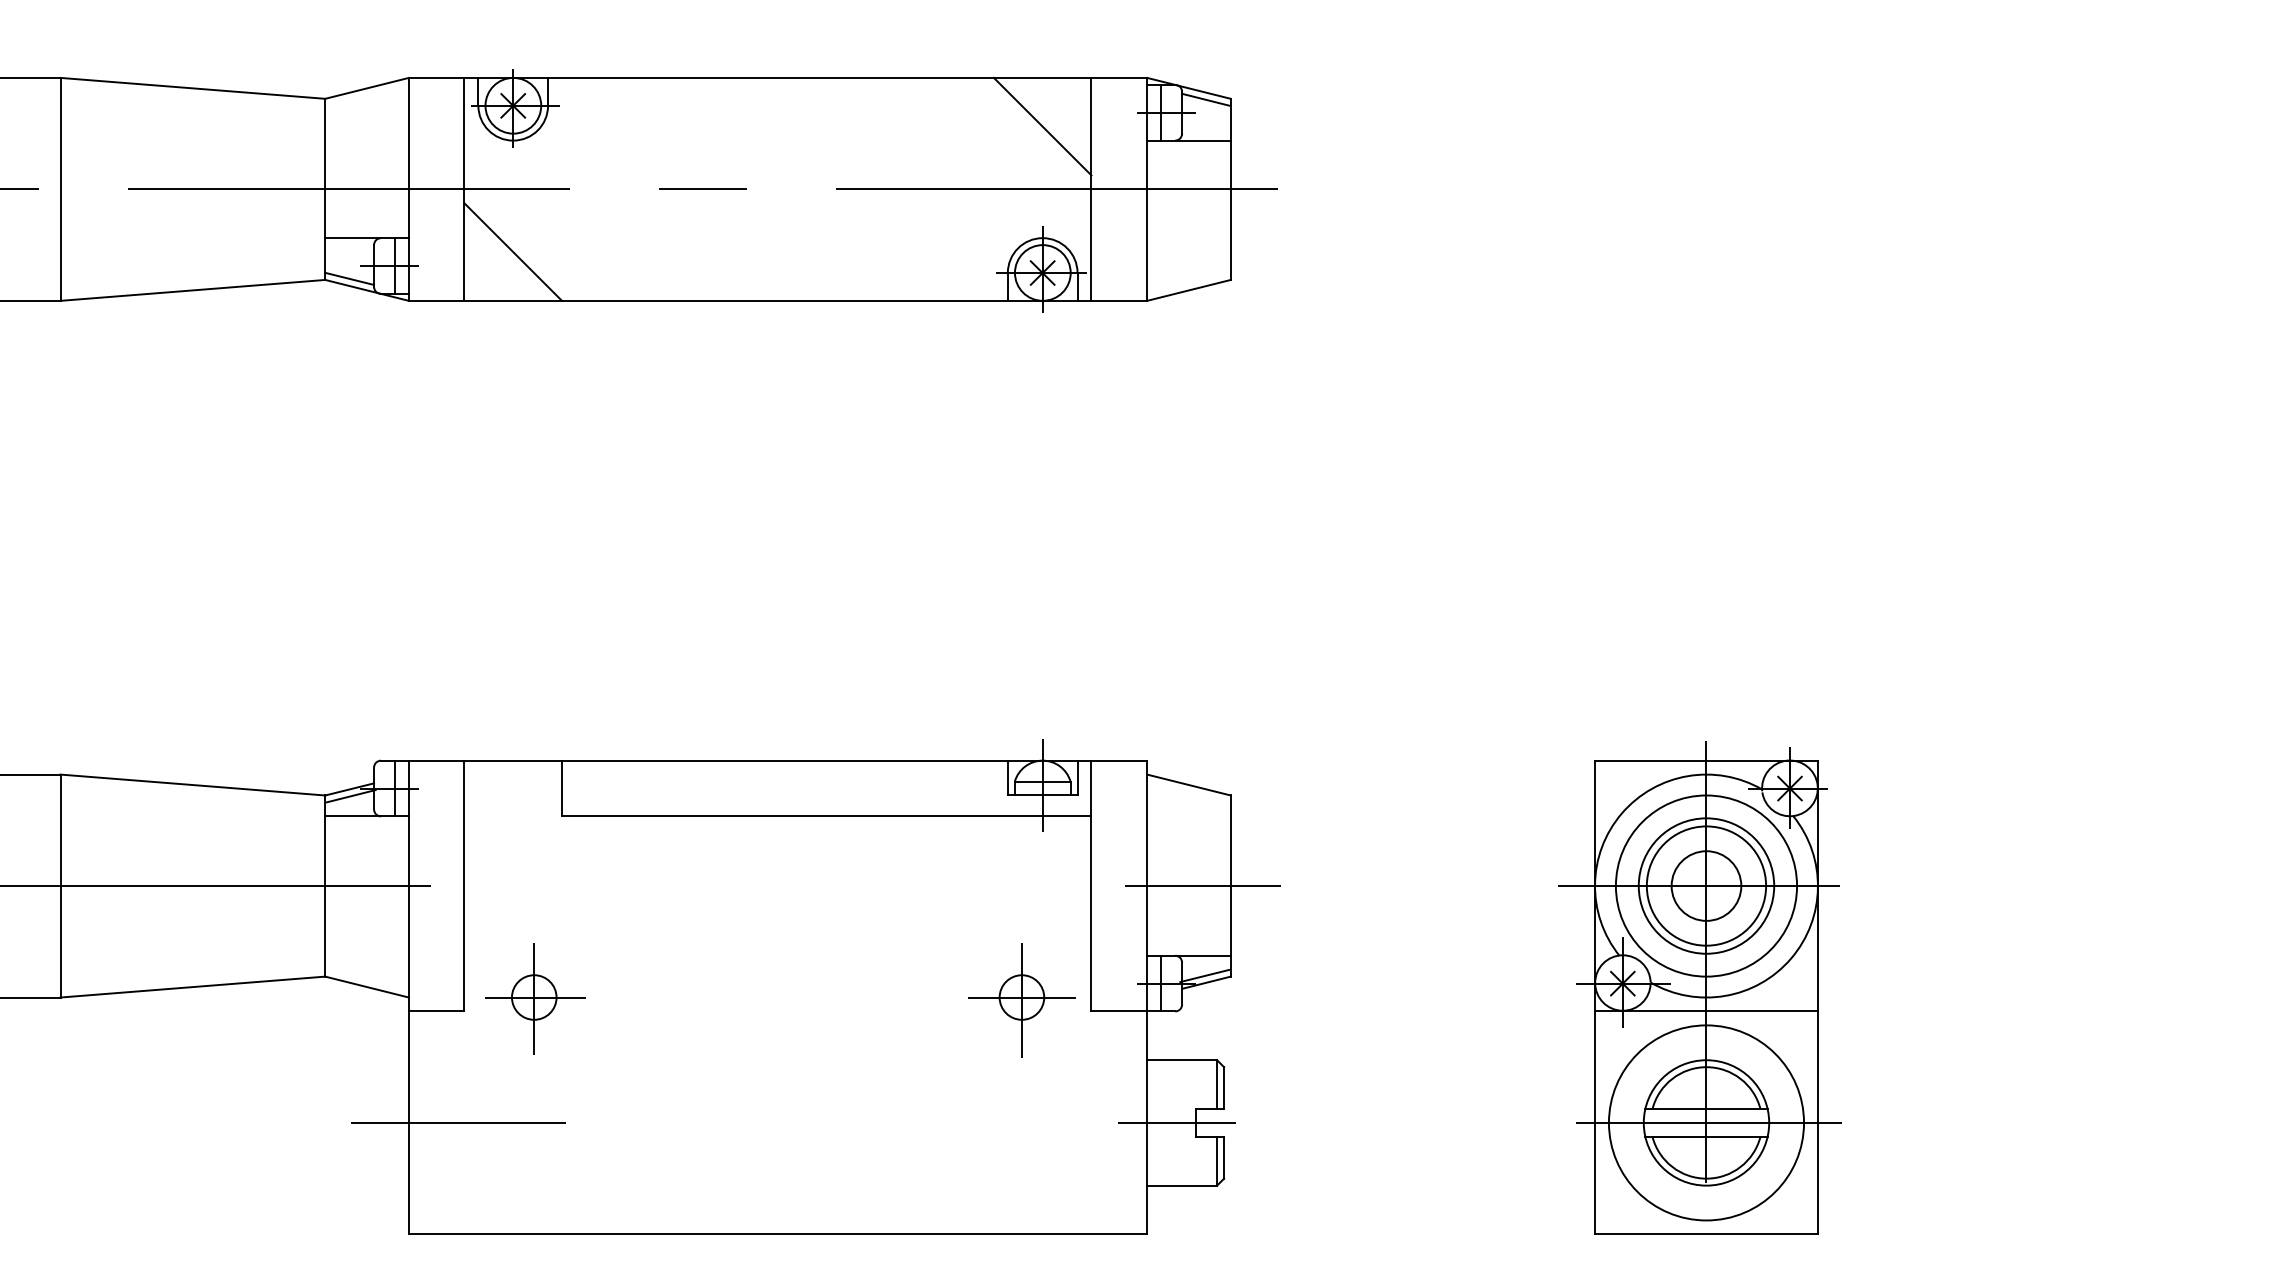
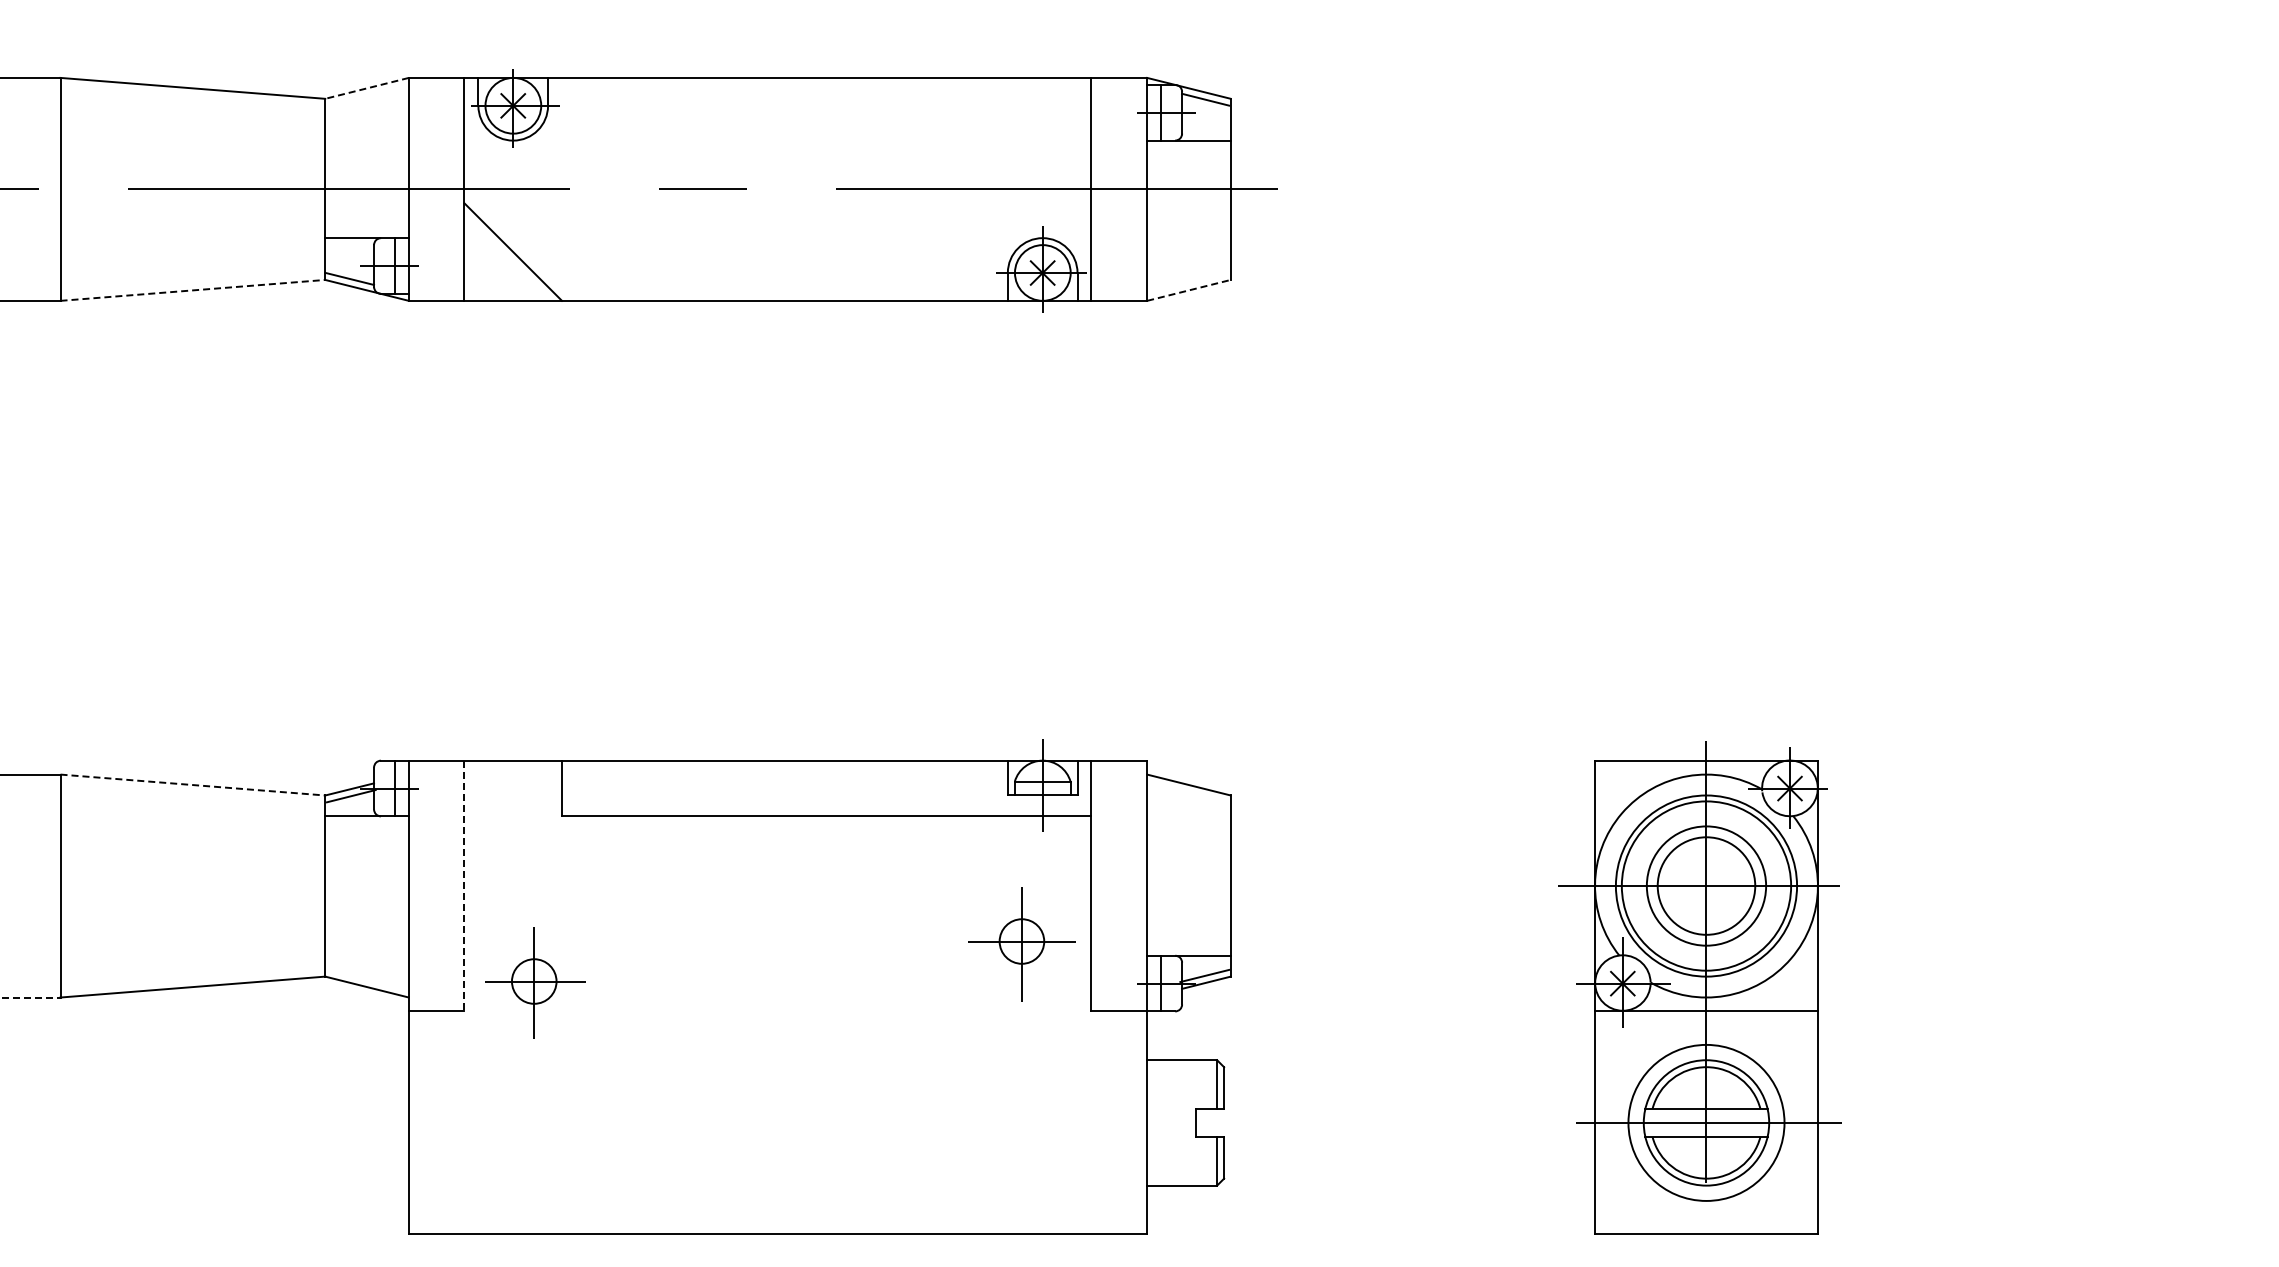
line: solid -> dashed (366, 88)
line: present -> none (1042, 126)
line: solid -> dashed (192, 290)
line: solid -> dashed (1189, 290)
line: solid -> dashed (192, 785)
circle diameter: 135 px -> 169 px (1706, 885)
circle diameter: 70 px -> 98 px (1706, 885)
line: present -> none (216, 886)
line: solid -> dashed (464, 886)
line: present -> none (1203, 886)
line: solid -> dashed (30, 997)
part position: (535, 998) -> (535, 982) (535, 982)
part position: (1021, 1000) -> (1021, 944) (1021, 944)
line: present -> none (458, 1122)
line: present -> none (1176, 1122)
circle diameter: 195 px -> 156 px (1706, 1122)
